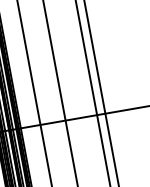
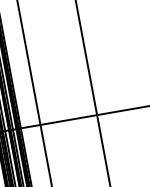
line: present -> none (60, 92)
line: present -> none (101, 92)
